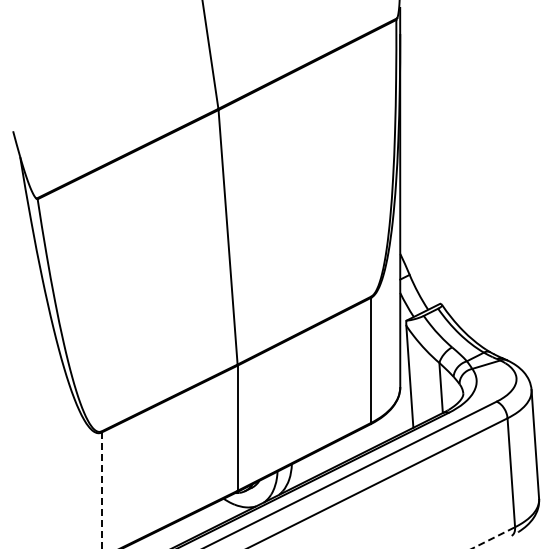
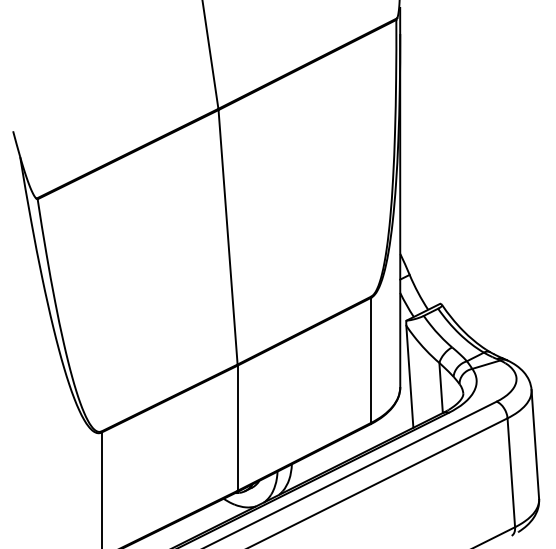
line: dashed -> solid (101, 491)
line: dashed -> solid (493, 537)
